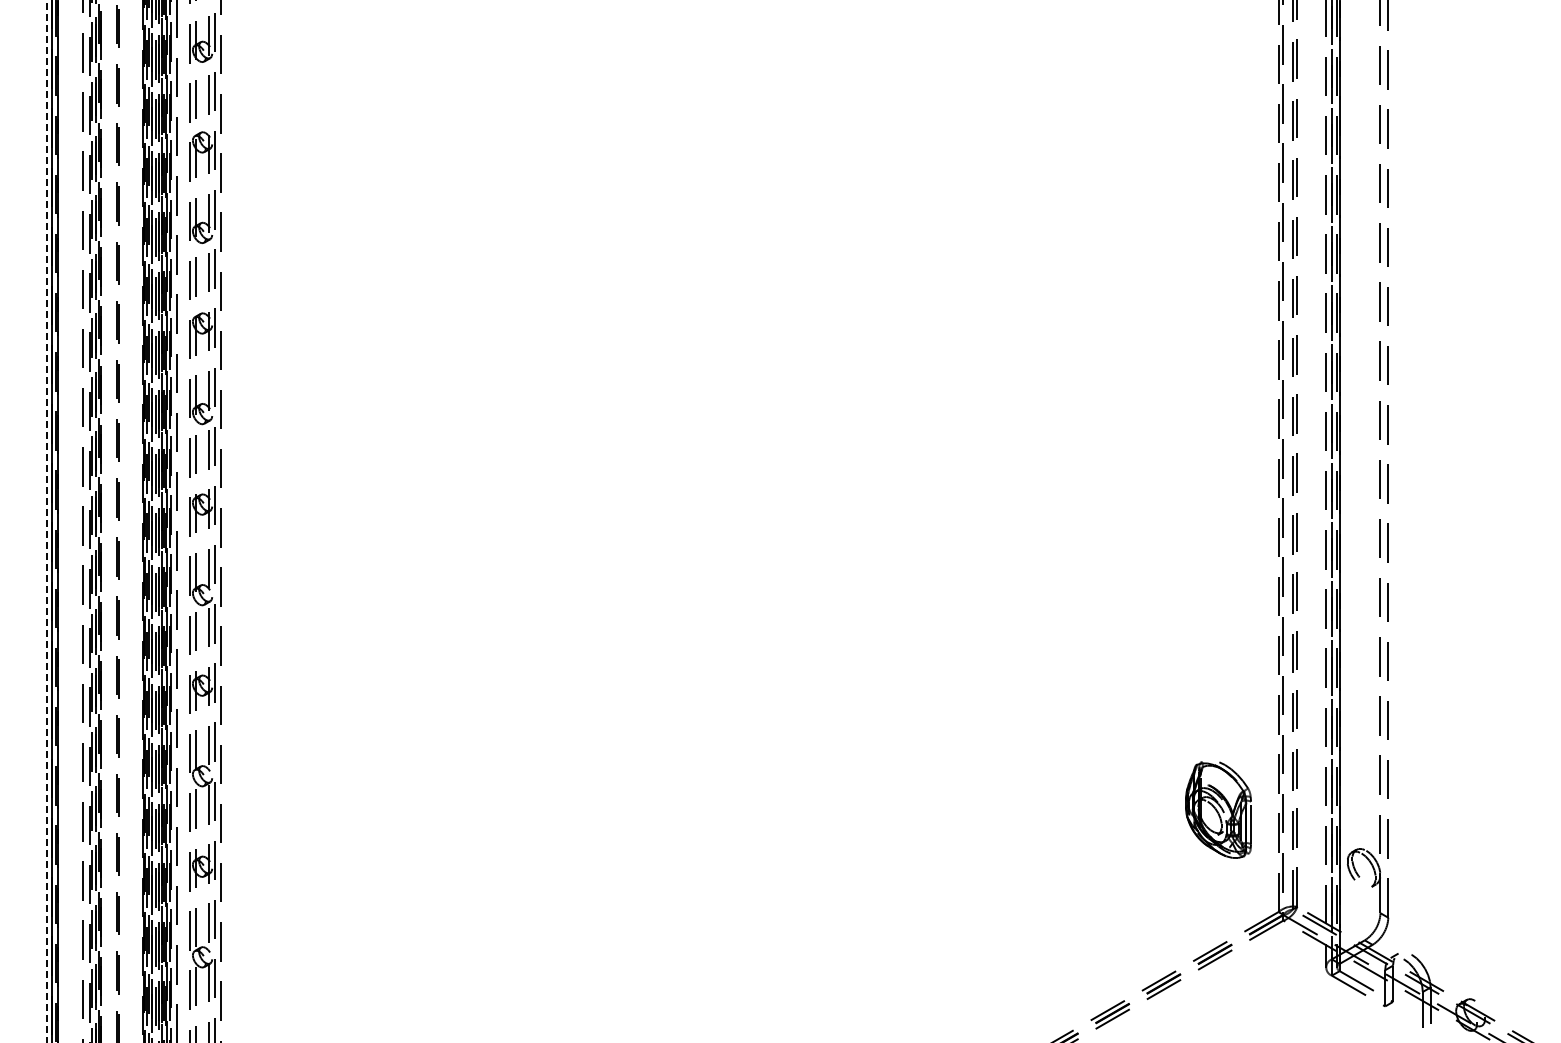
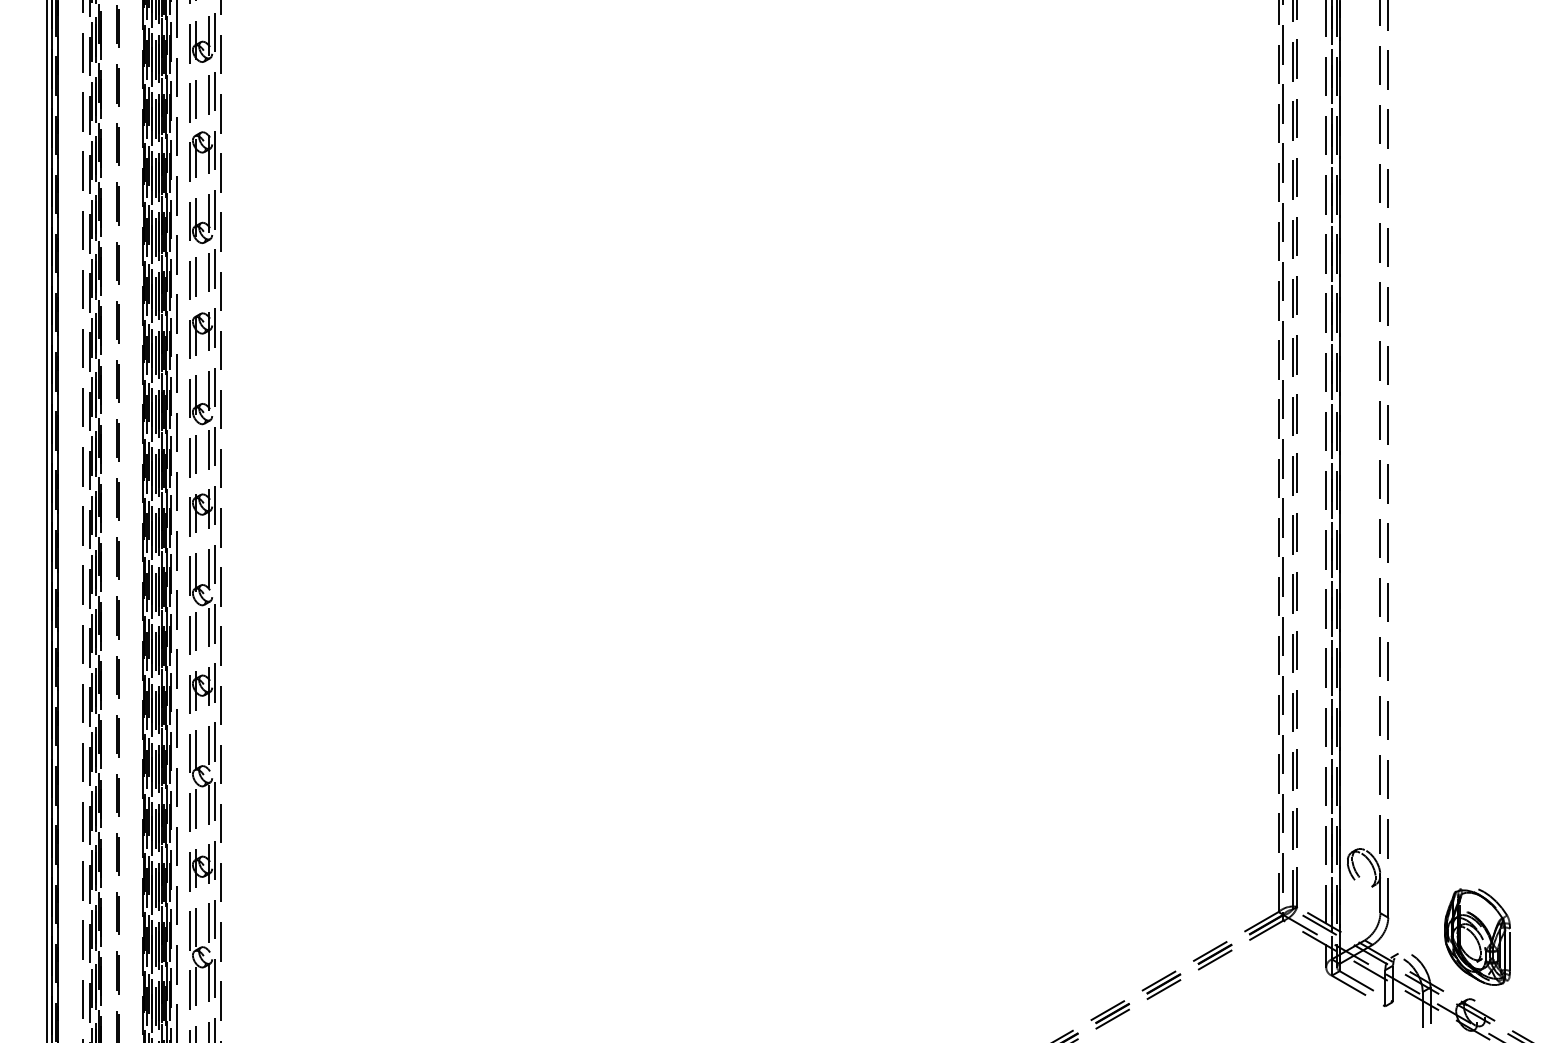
line: dashed -> solid (46, 521)
part position: (1218, 809) -> (1477, 936) (1477, 936)
